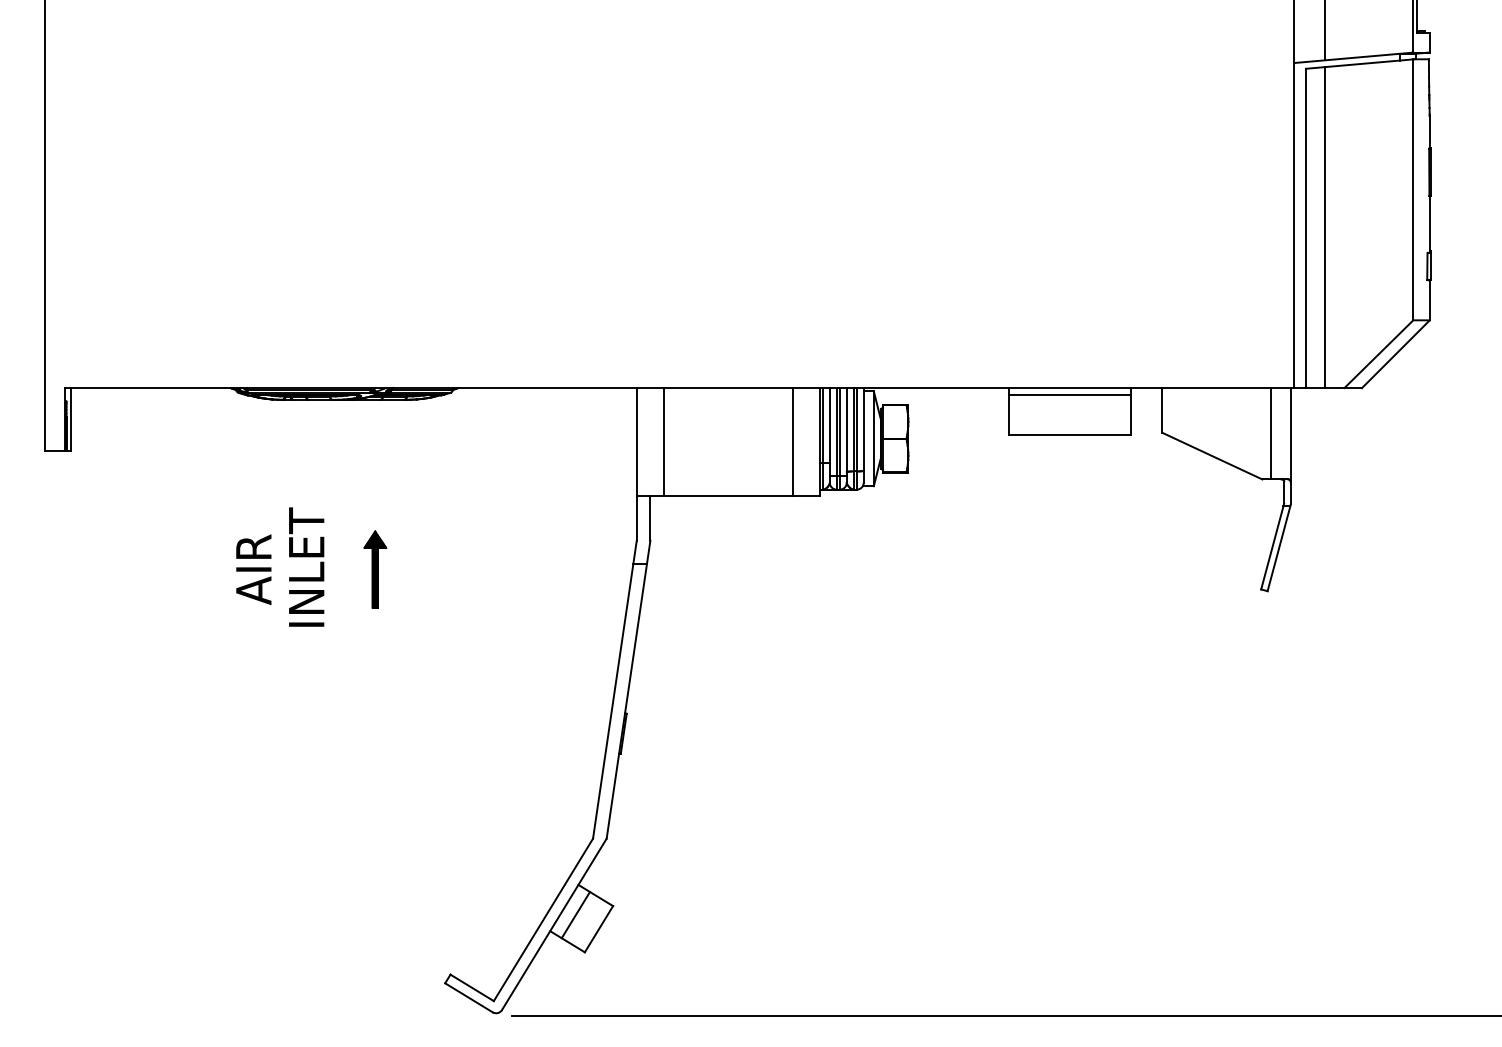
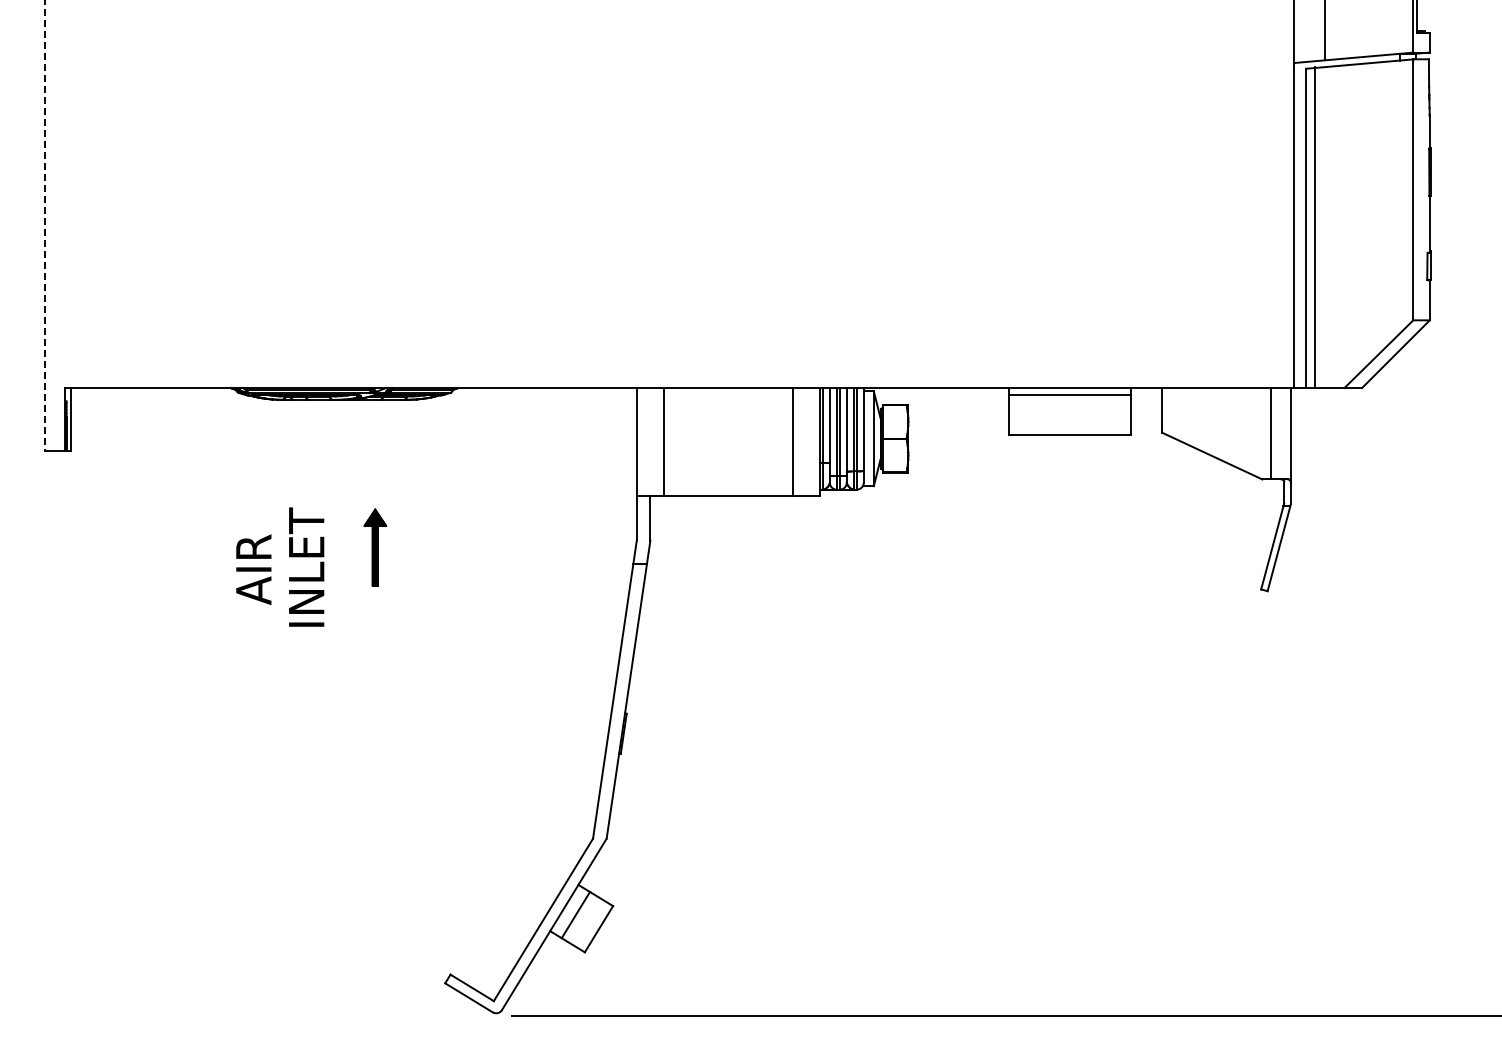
line: solid -> dashed (45, 225)
line position: (1324, 227) -> (1314, 227) (1314, 227)
part position: (375, 569) -> (375, 547) (375, 547)
